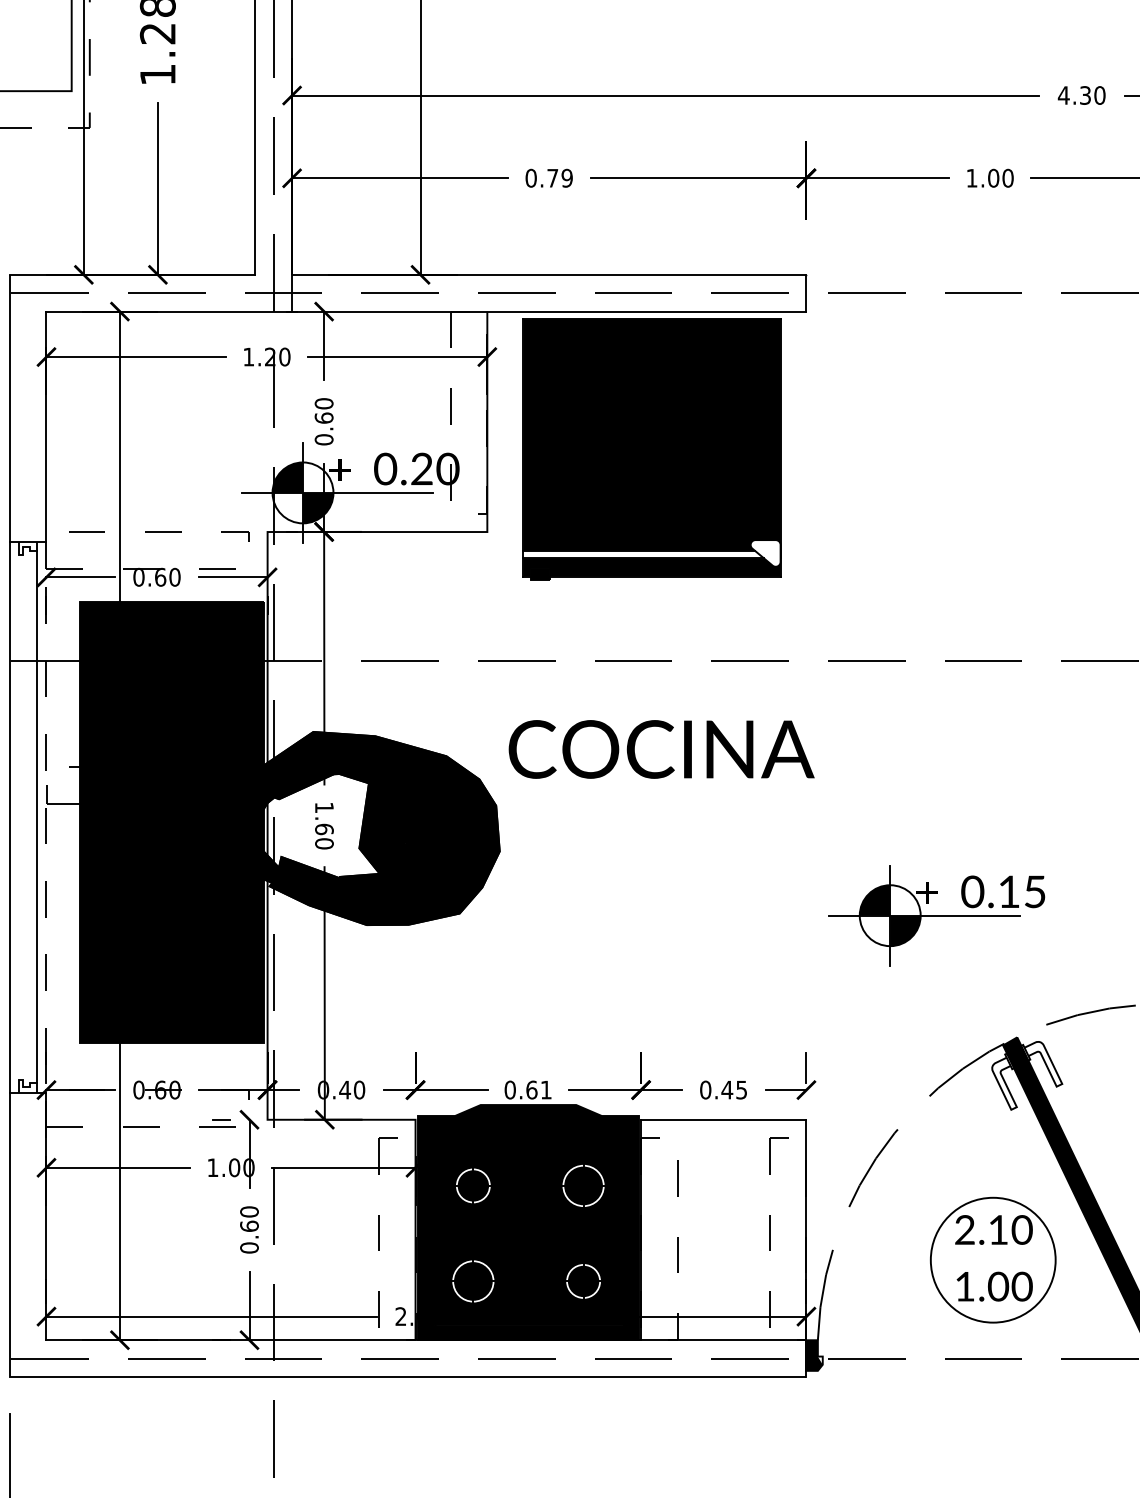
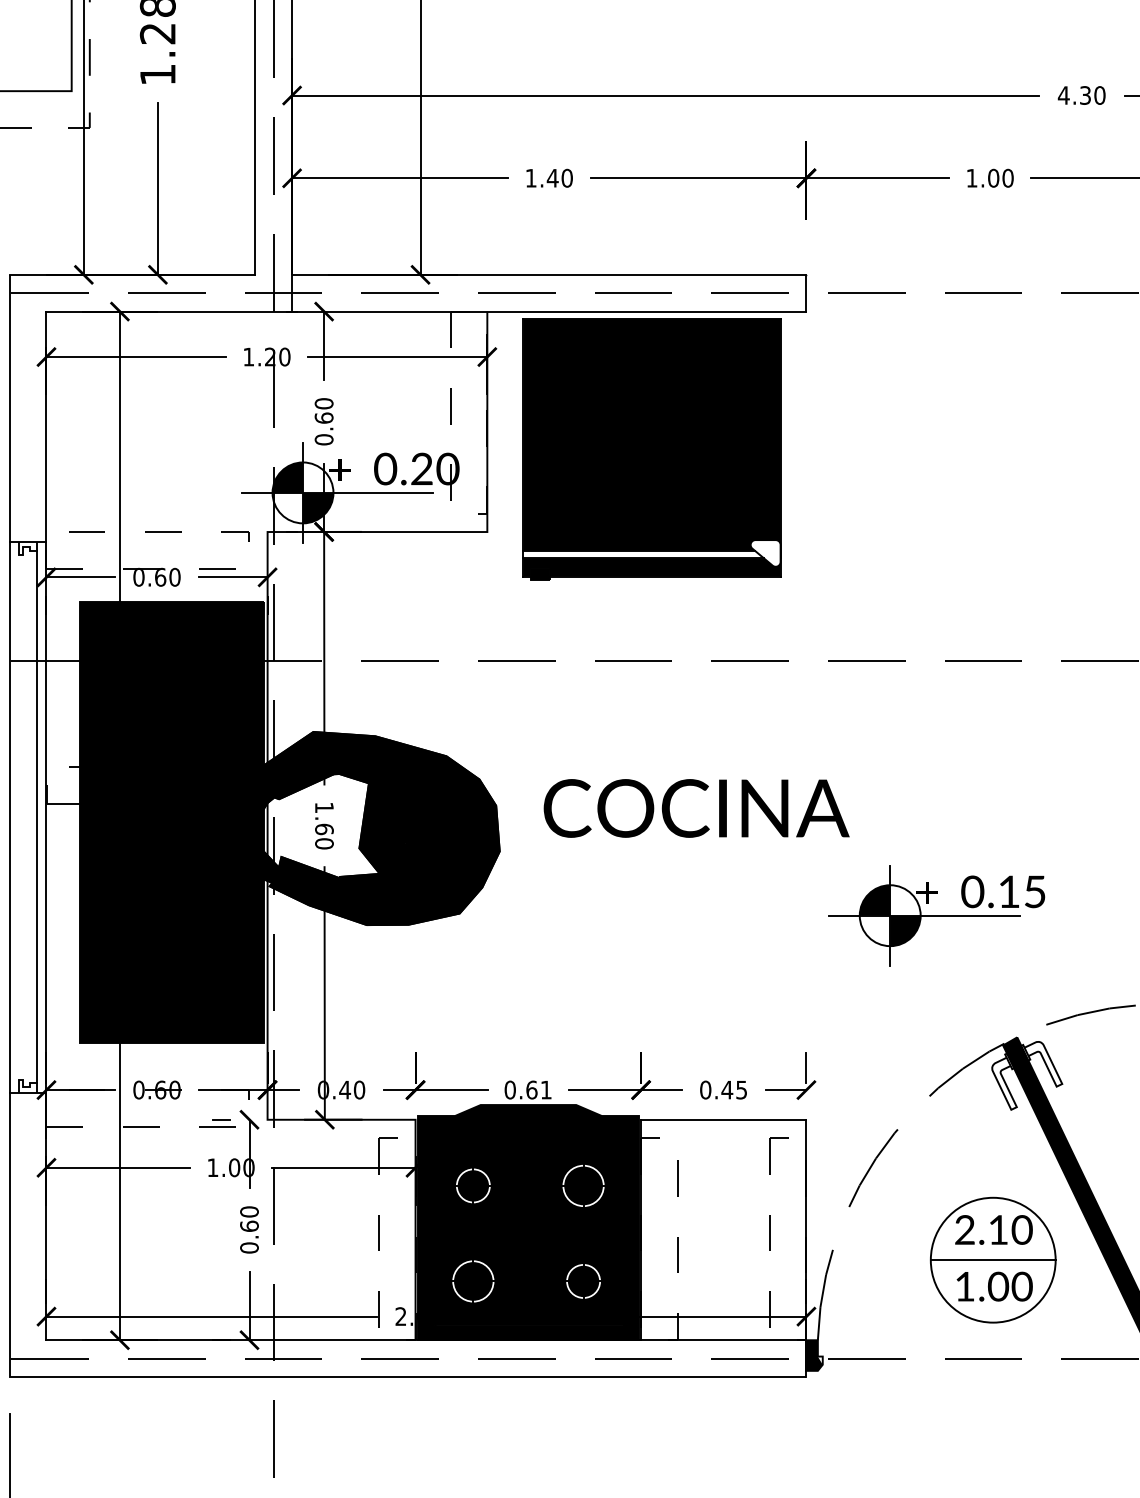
text: 0.79 -> 1.40 (548, 177)
text position: (661, 749) -> (696, 808) (696, 808)
line: dashed -> solid (46, 839)
line: none -> present (992, 1260)
